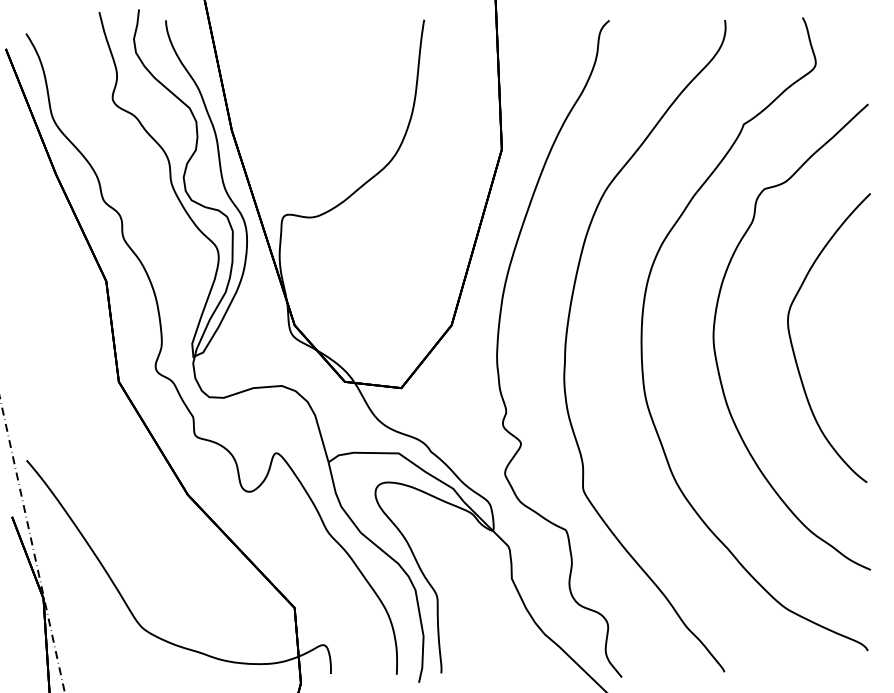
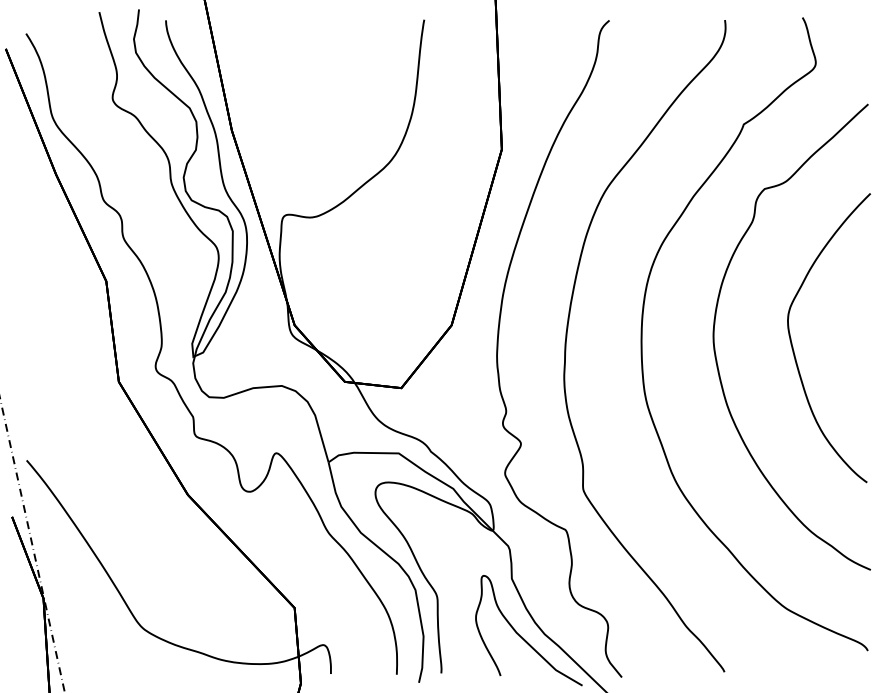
curve: none -> present (523, 637)
